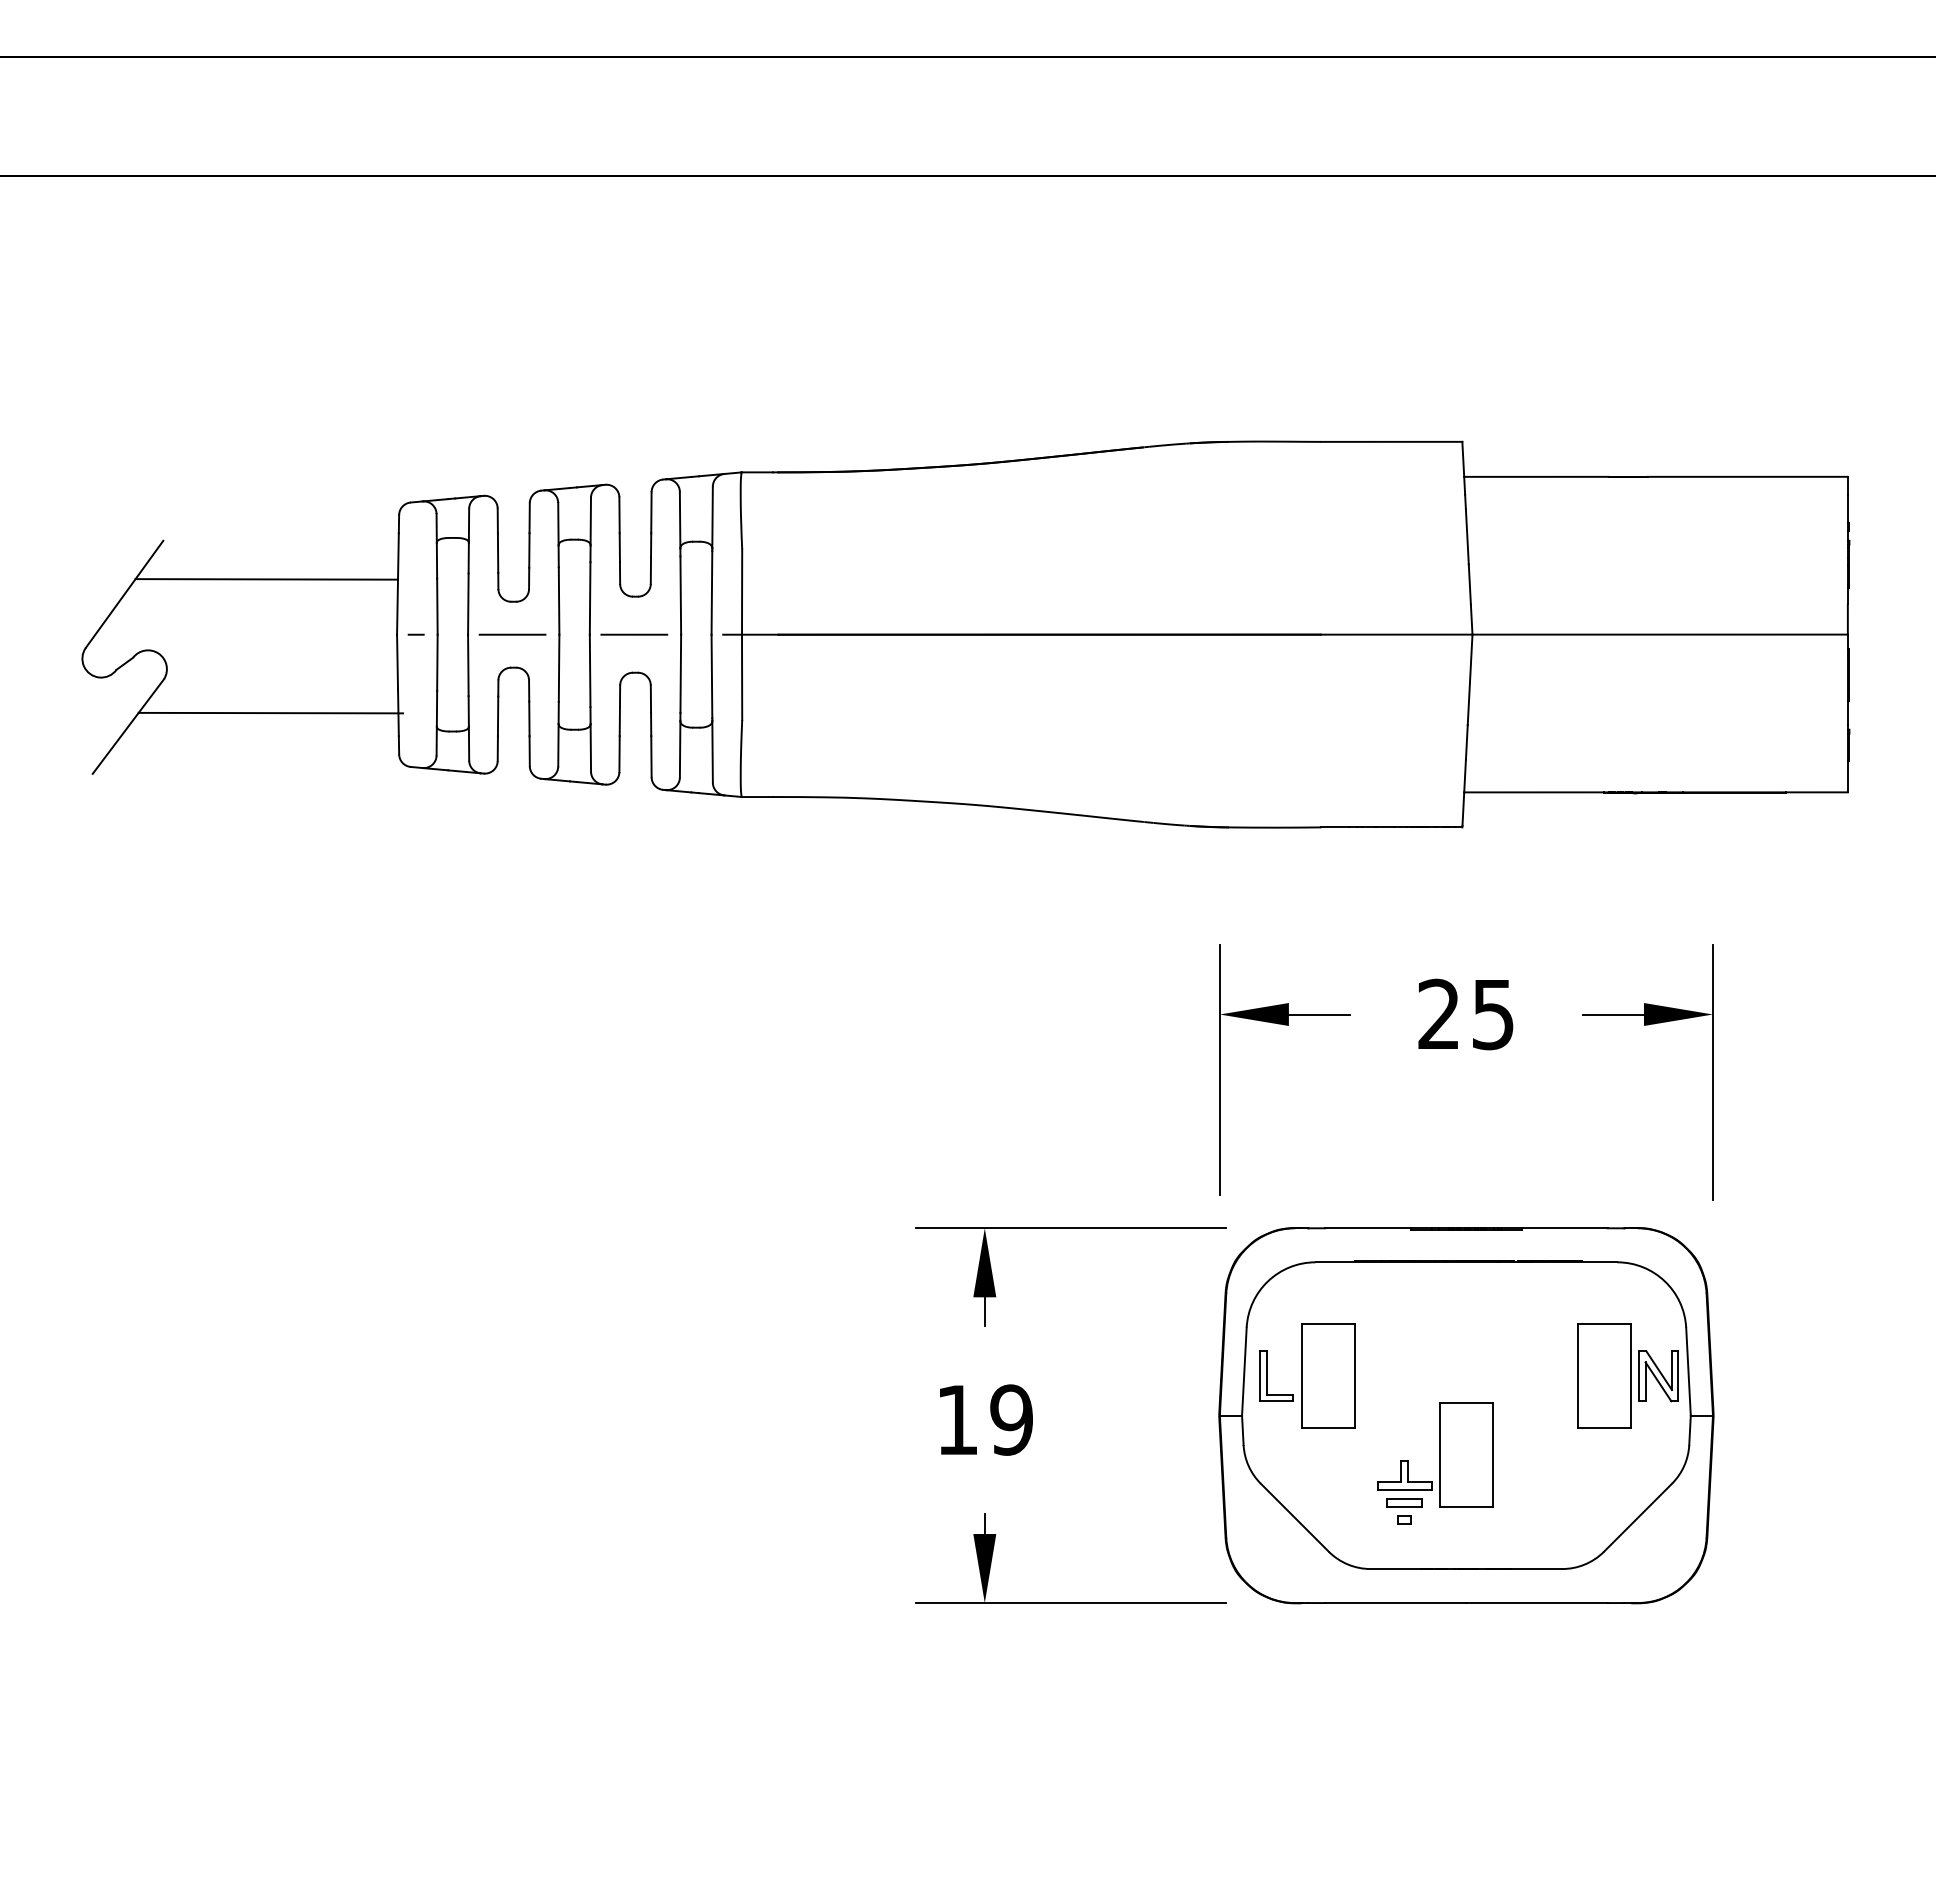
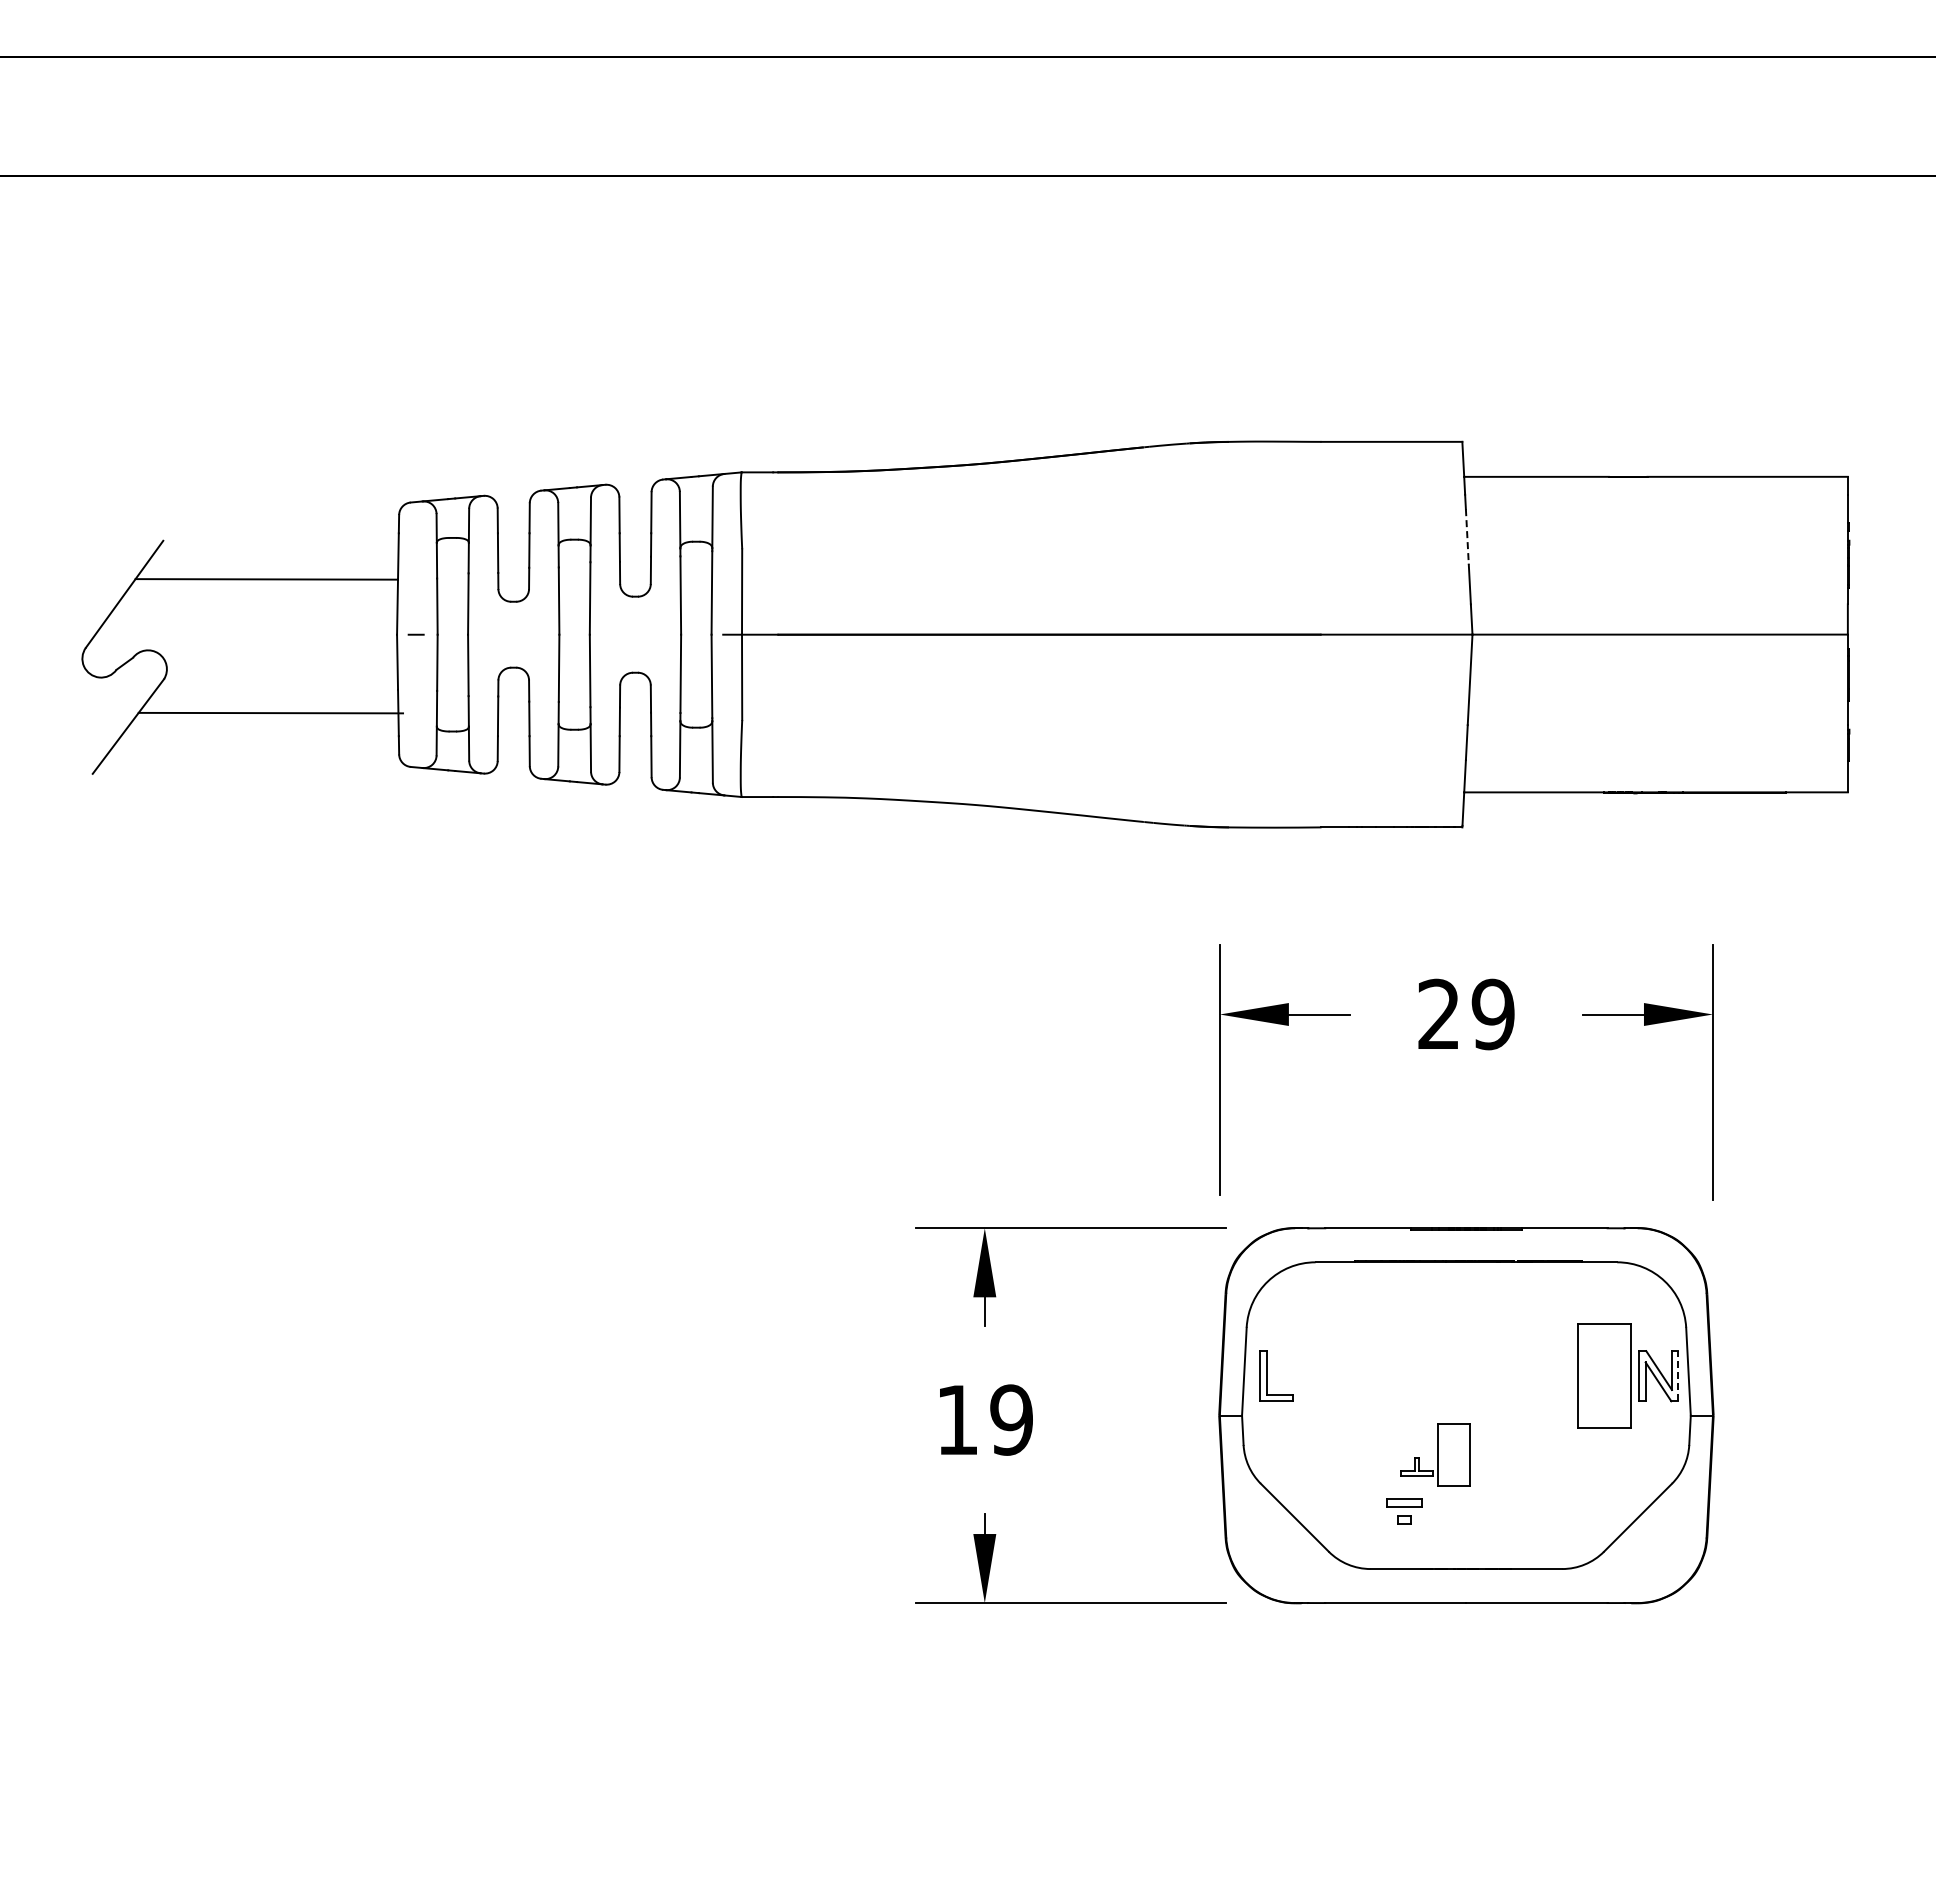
line: solid -> dashed (1467, 536)
line: present -> none (512, 634)
line: present -> none (634, 634)
text: 25 -> 29 (1492, 1014)
part: present -> none (1328, 1375)
line: solid -> dashed (1678, 1375)
part size: 117x106 px -> 71x64 px (1435, 1454)
